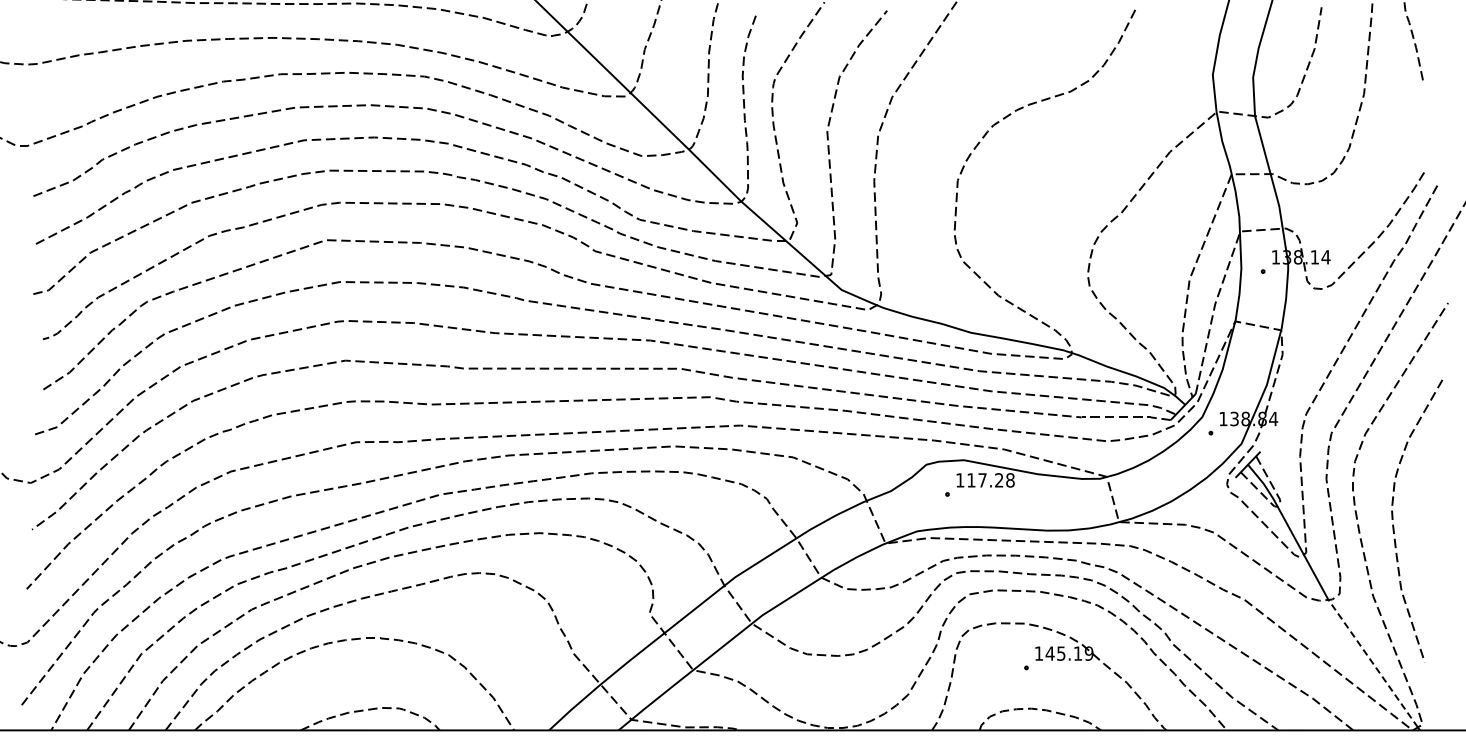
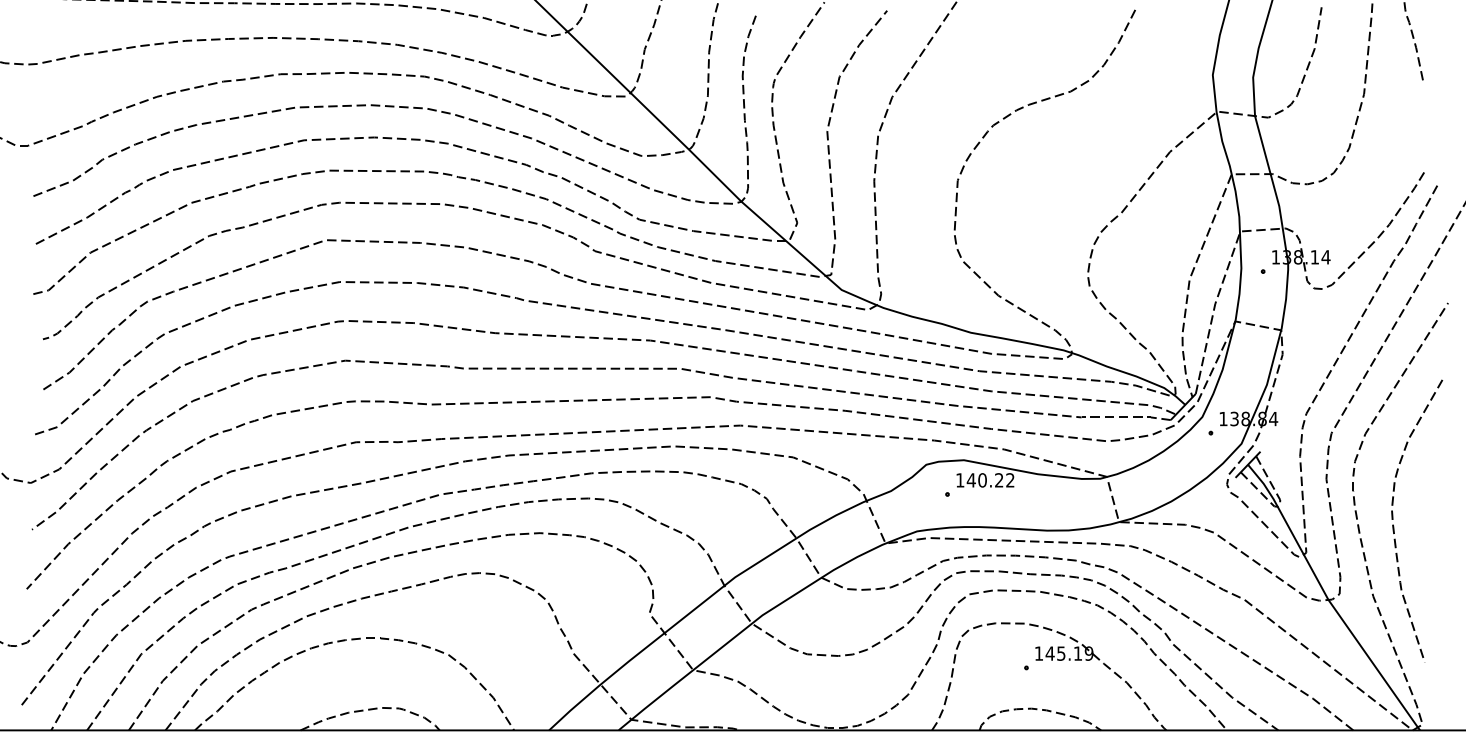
text: 117.28 -> 140.22 (990, 480)
line: dashed -> solid (1373, 663)
